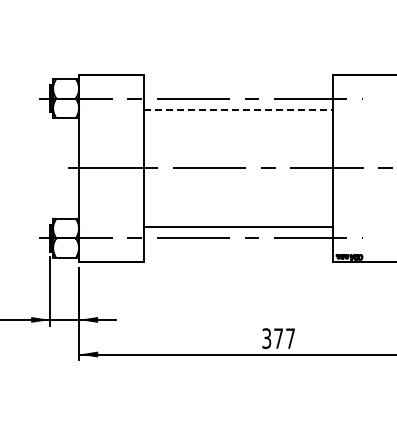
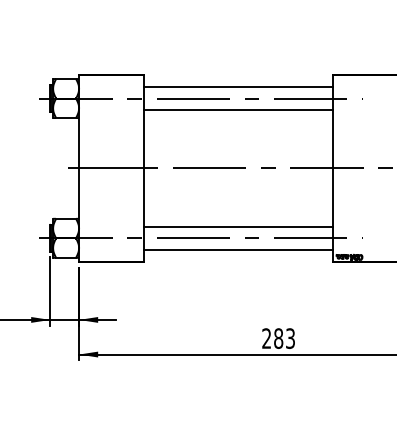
line: none -> present (238, 86)
line: dashed -> solid (238, 110)
line: none -> present (238, 249)
text: 377 -> 283 (278, 338)
